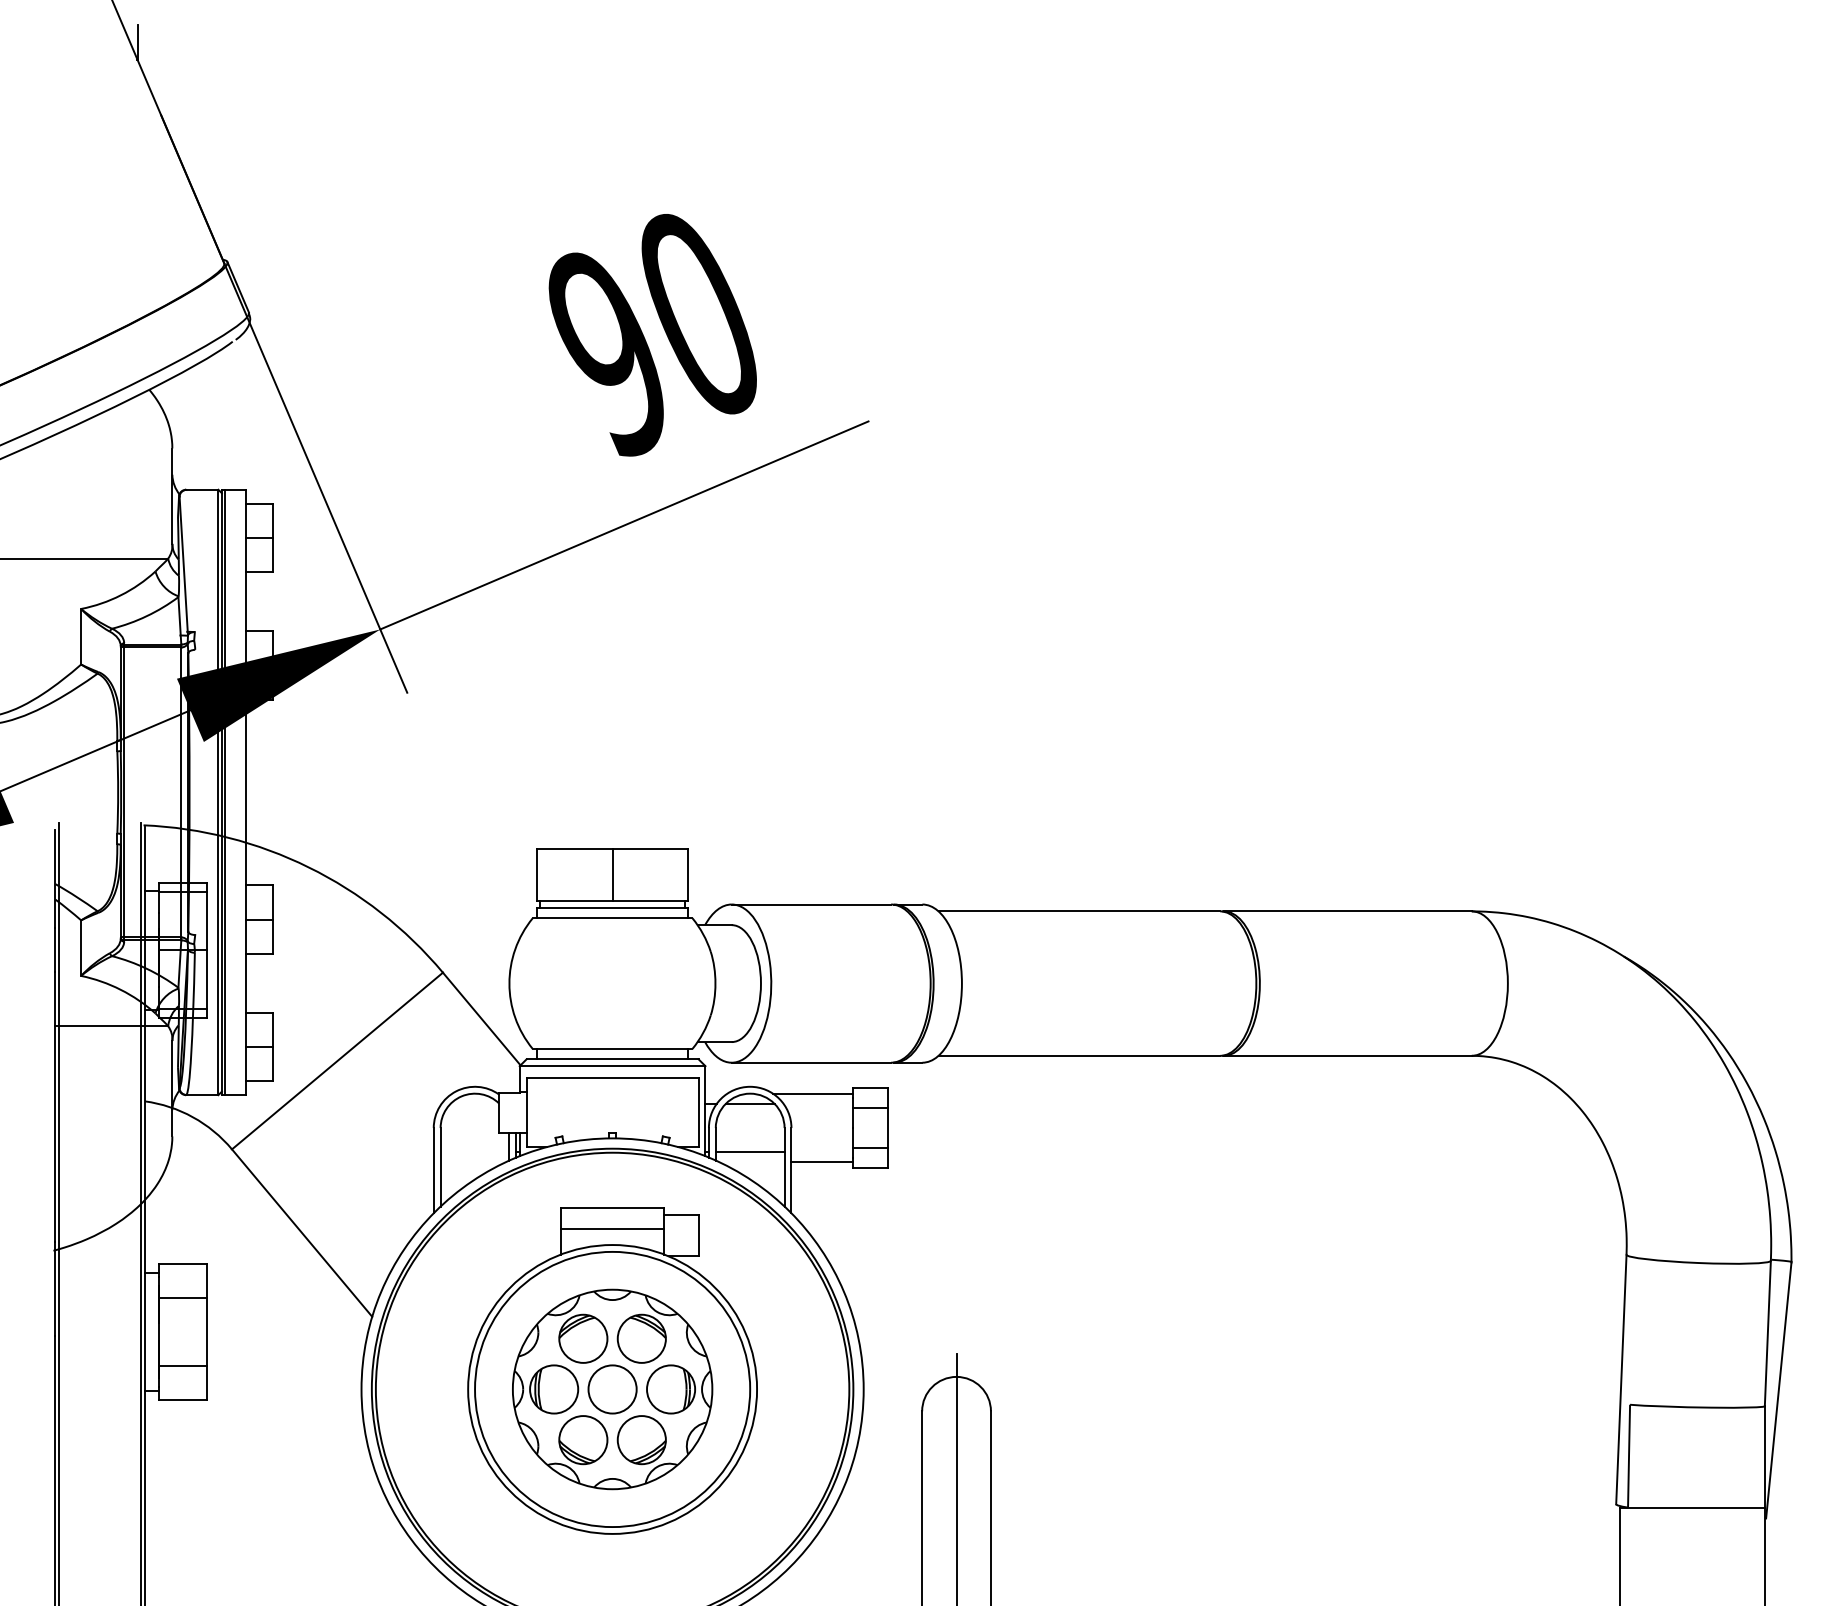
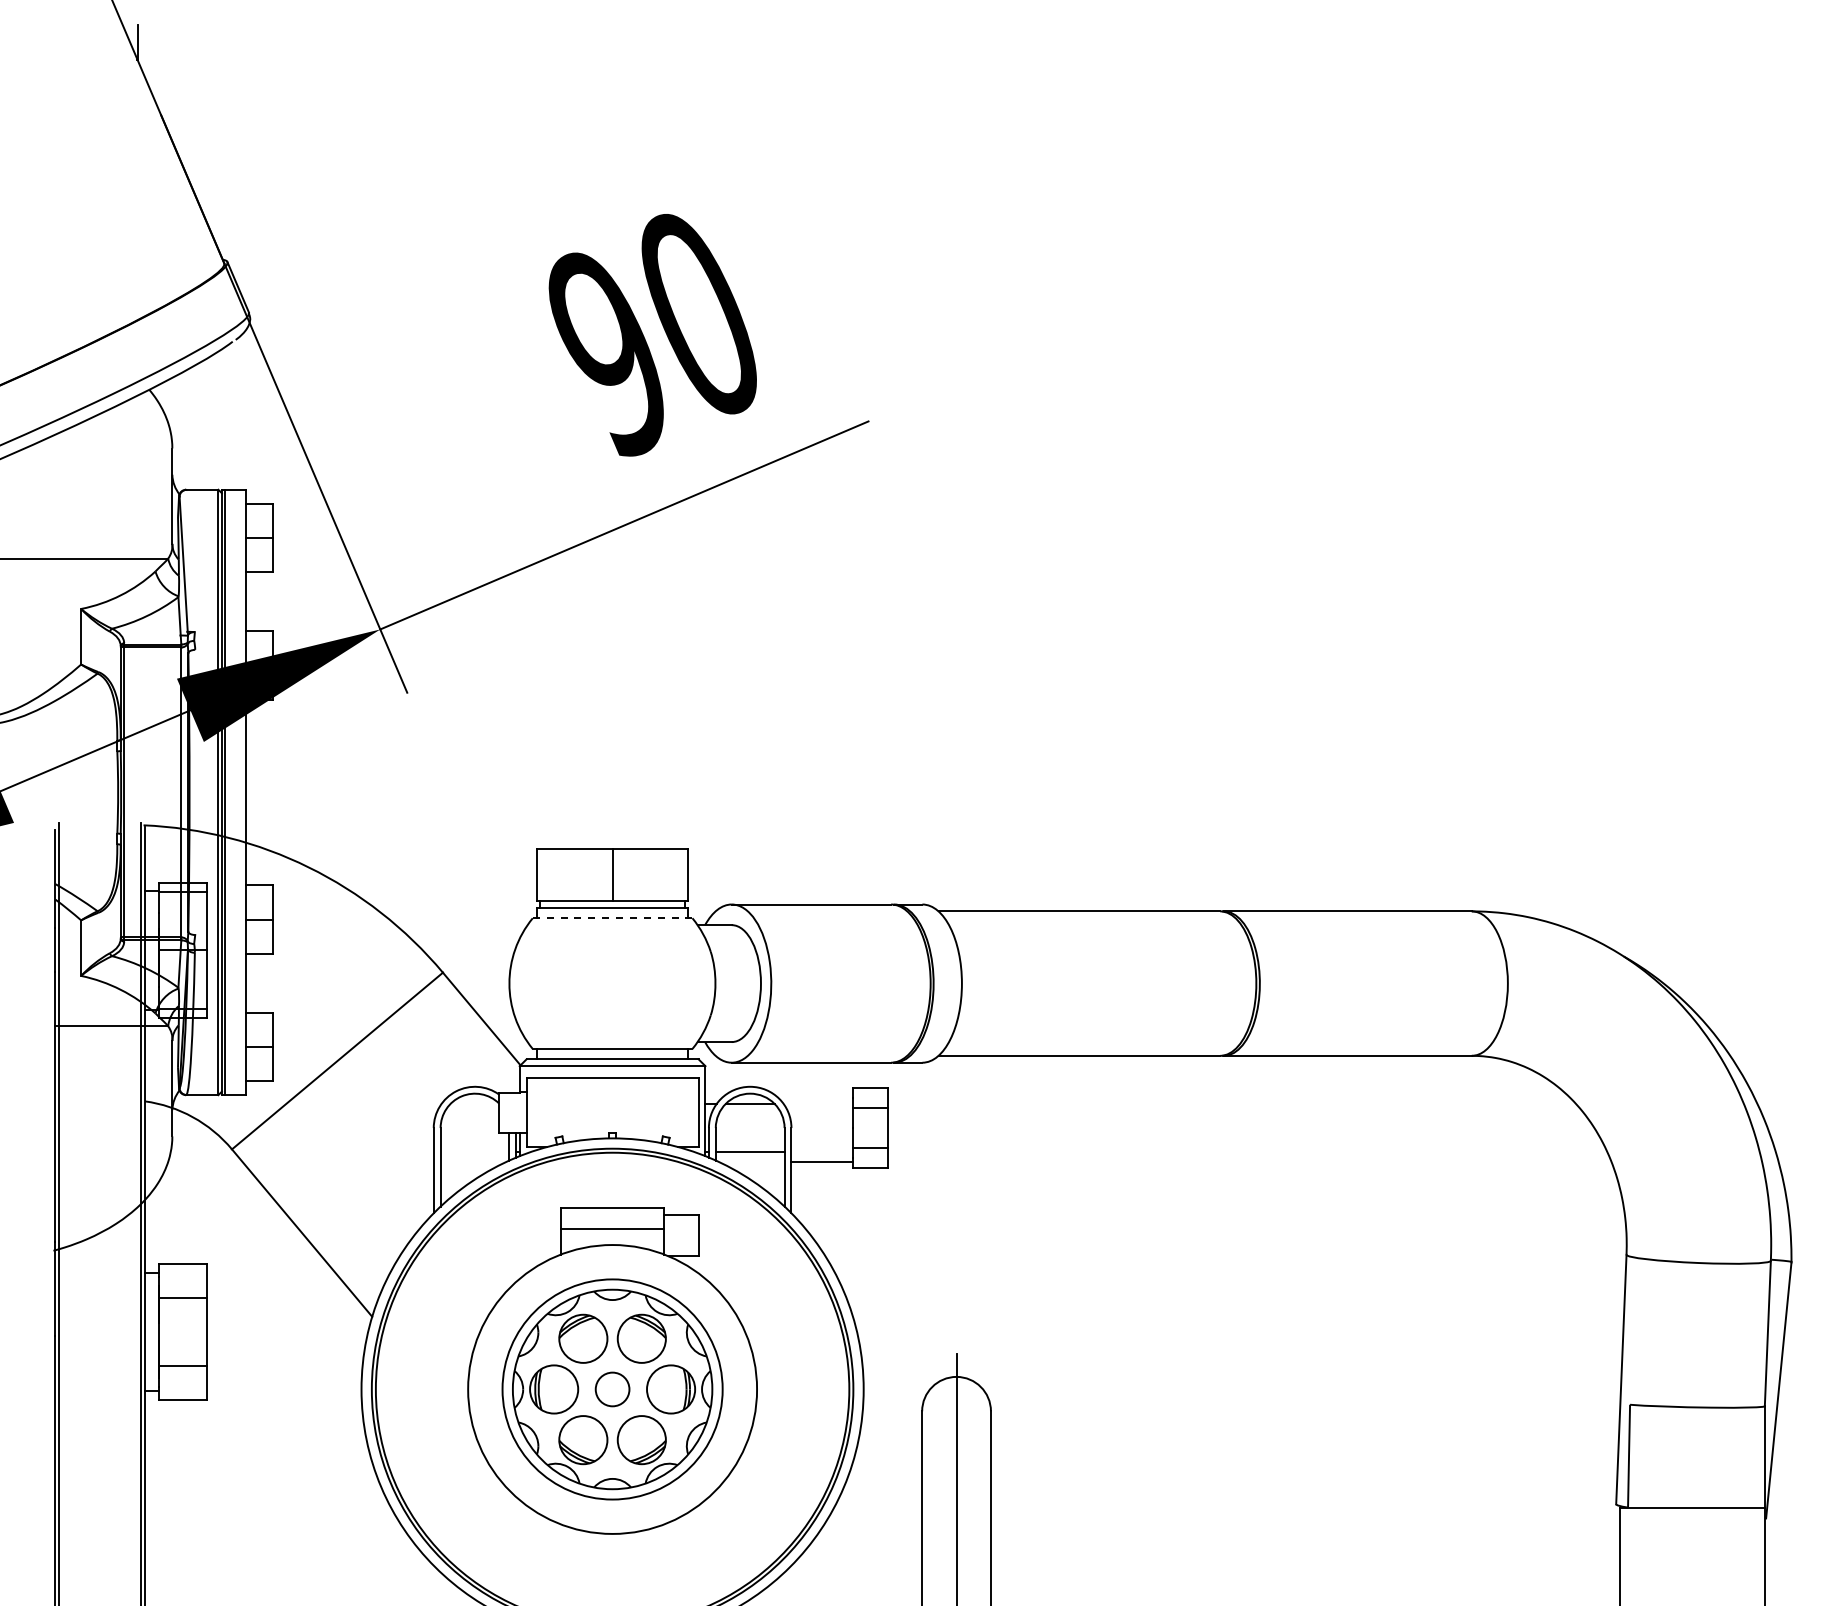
line: solid -> dashed (612, 918)
line: present -> none (813, 1093)
circle diameter: 275 px -> 220 px (612, 1389)
circle diameter: 48 px -> 34 px (612, 1389)
